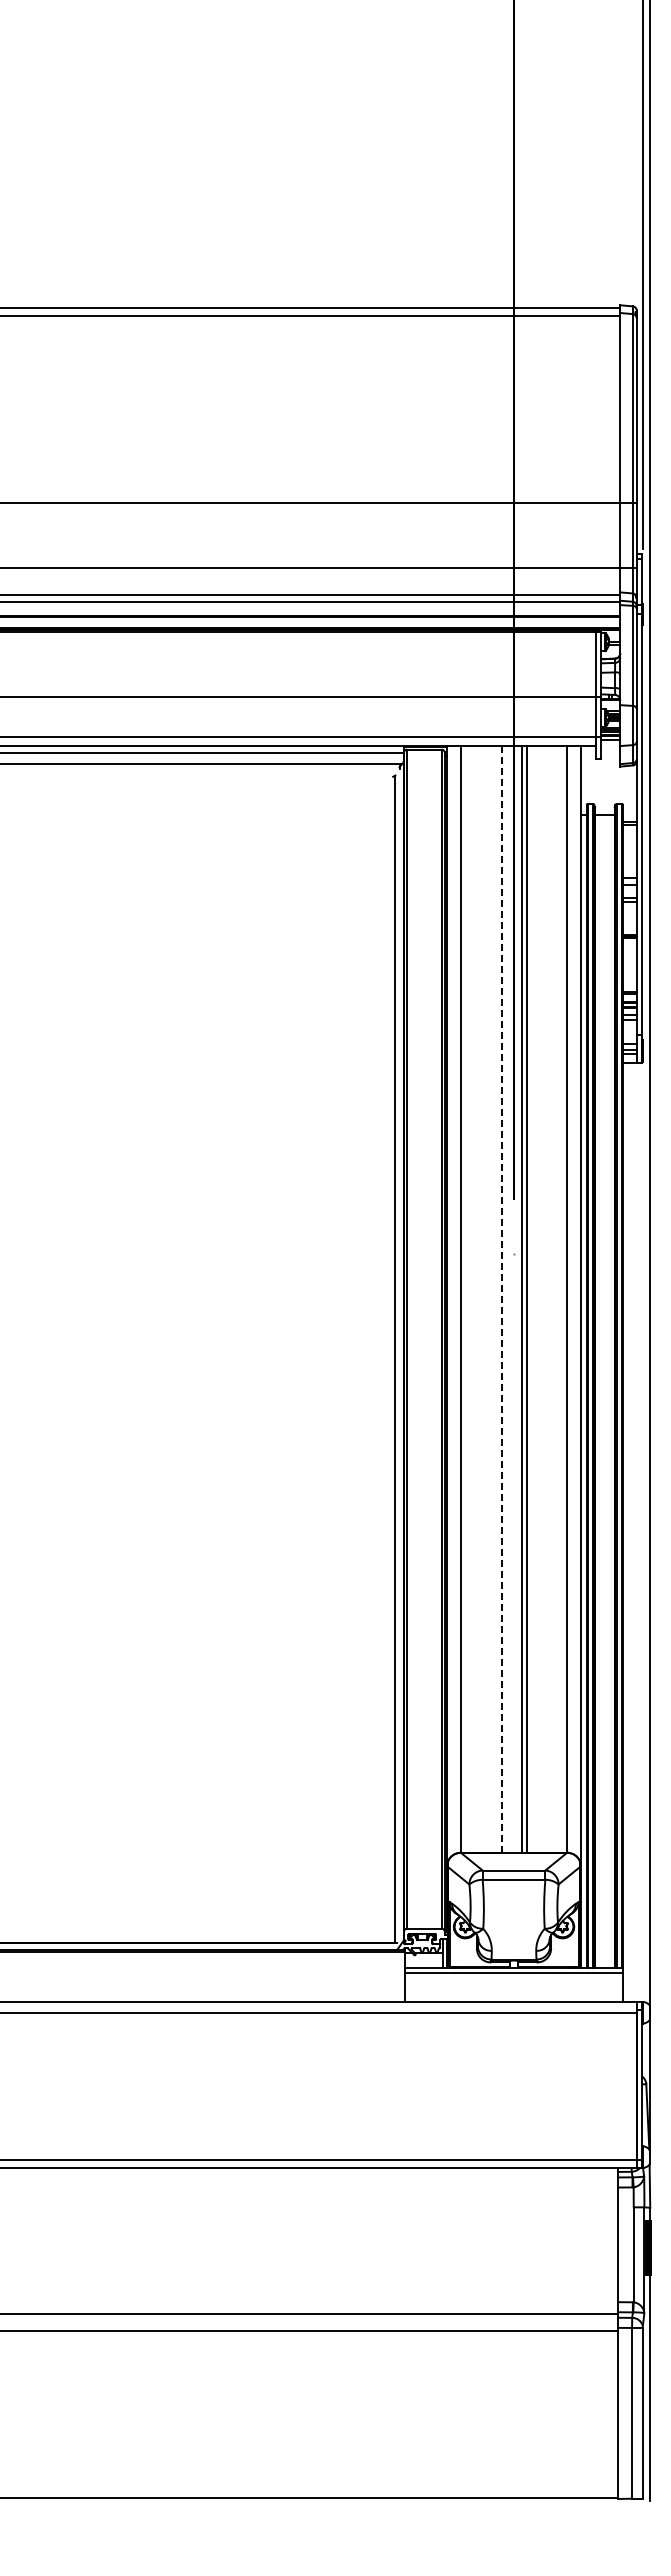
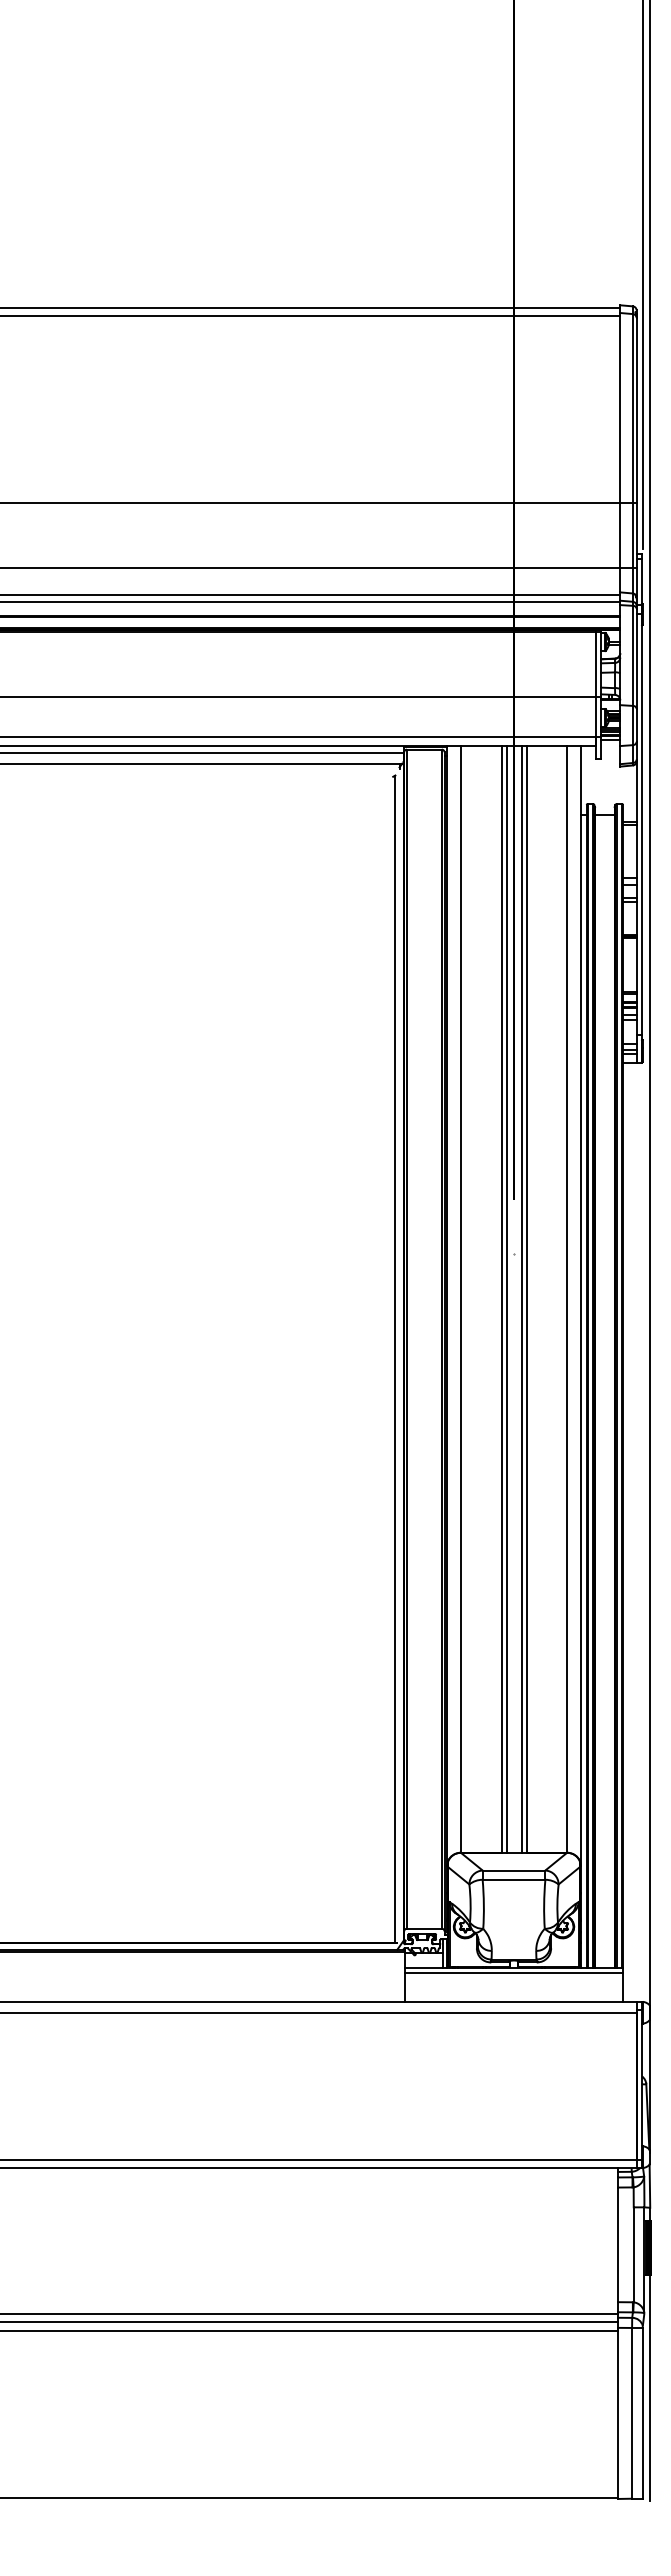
line: none -> present (506, 1298)
line: dashed -> solid (501, 1299)
line: none -> present (310, 2322)
